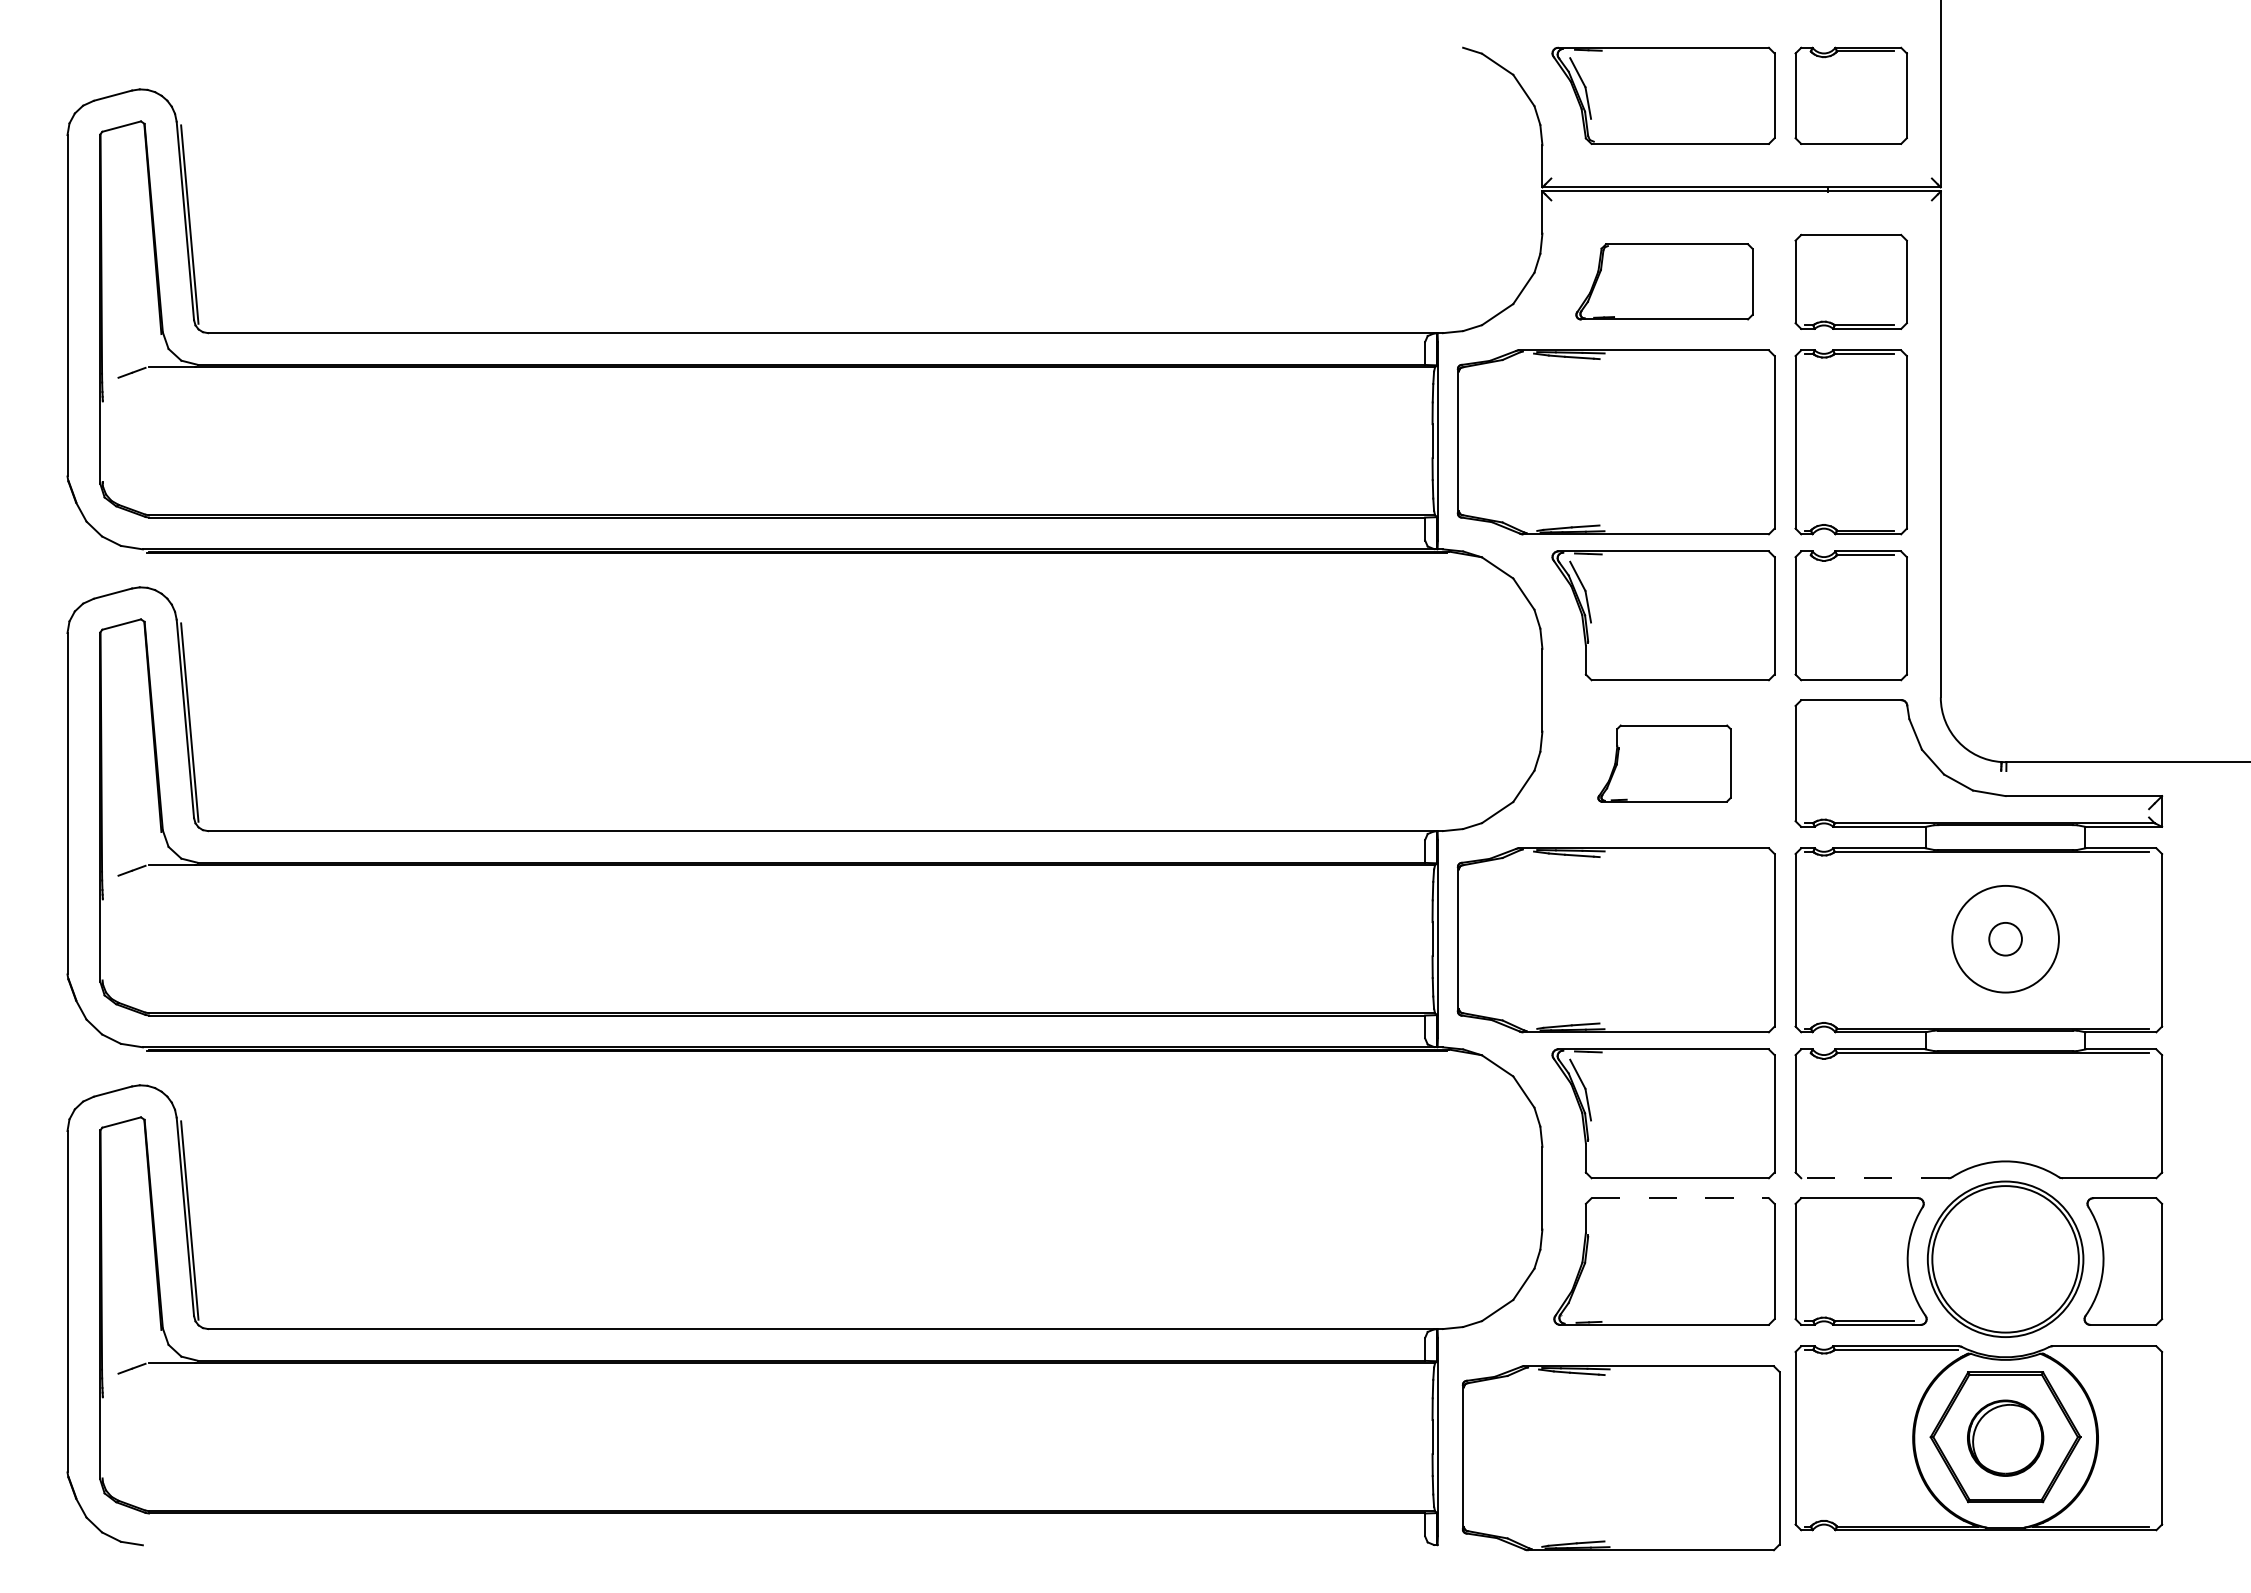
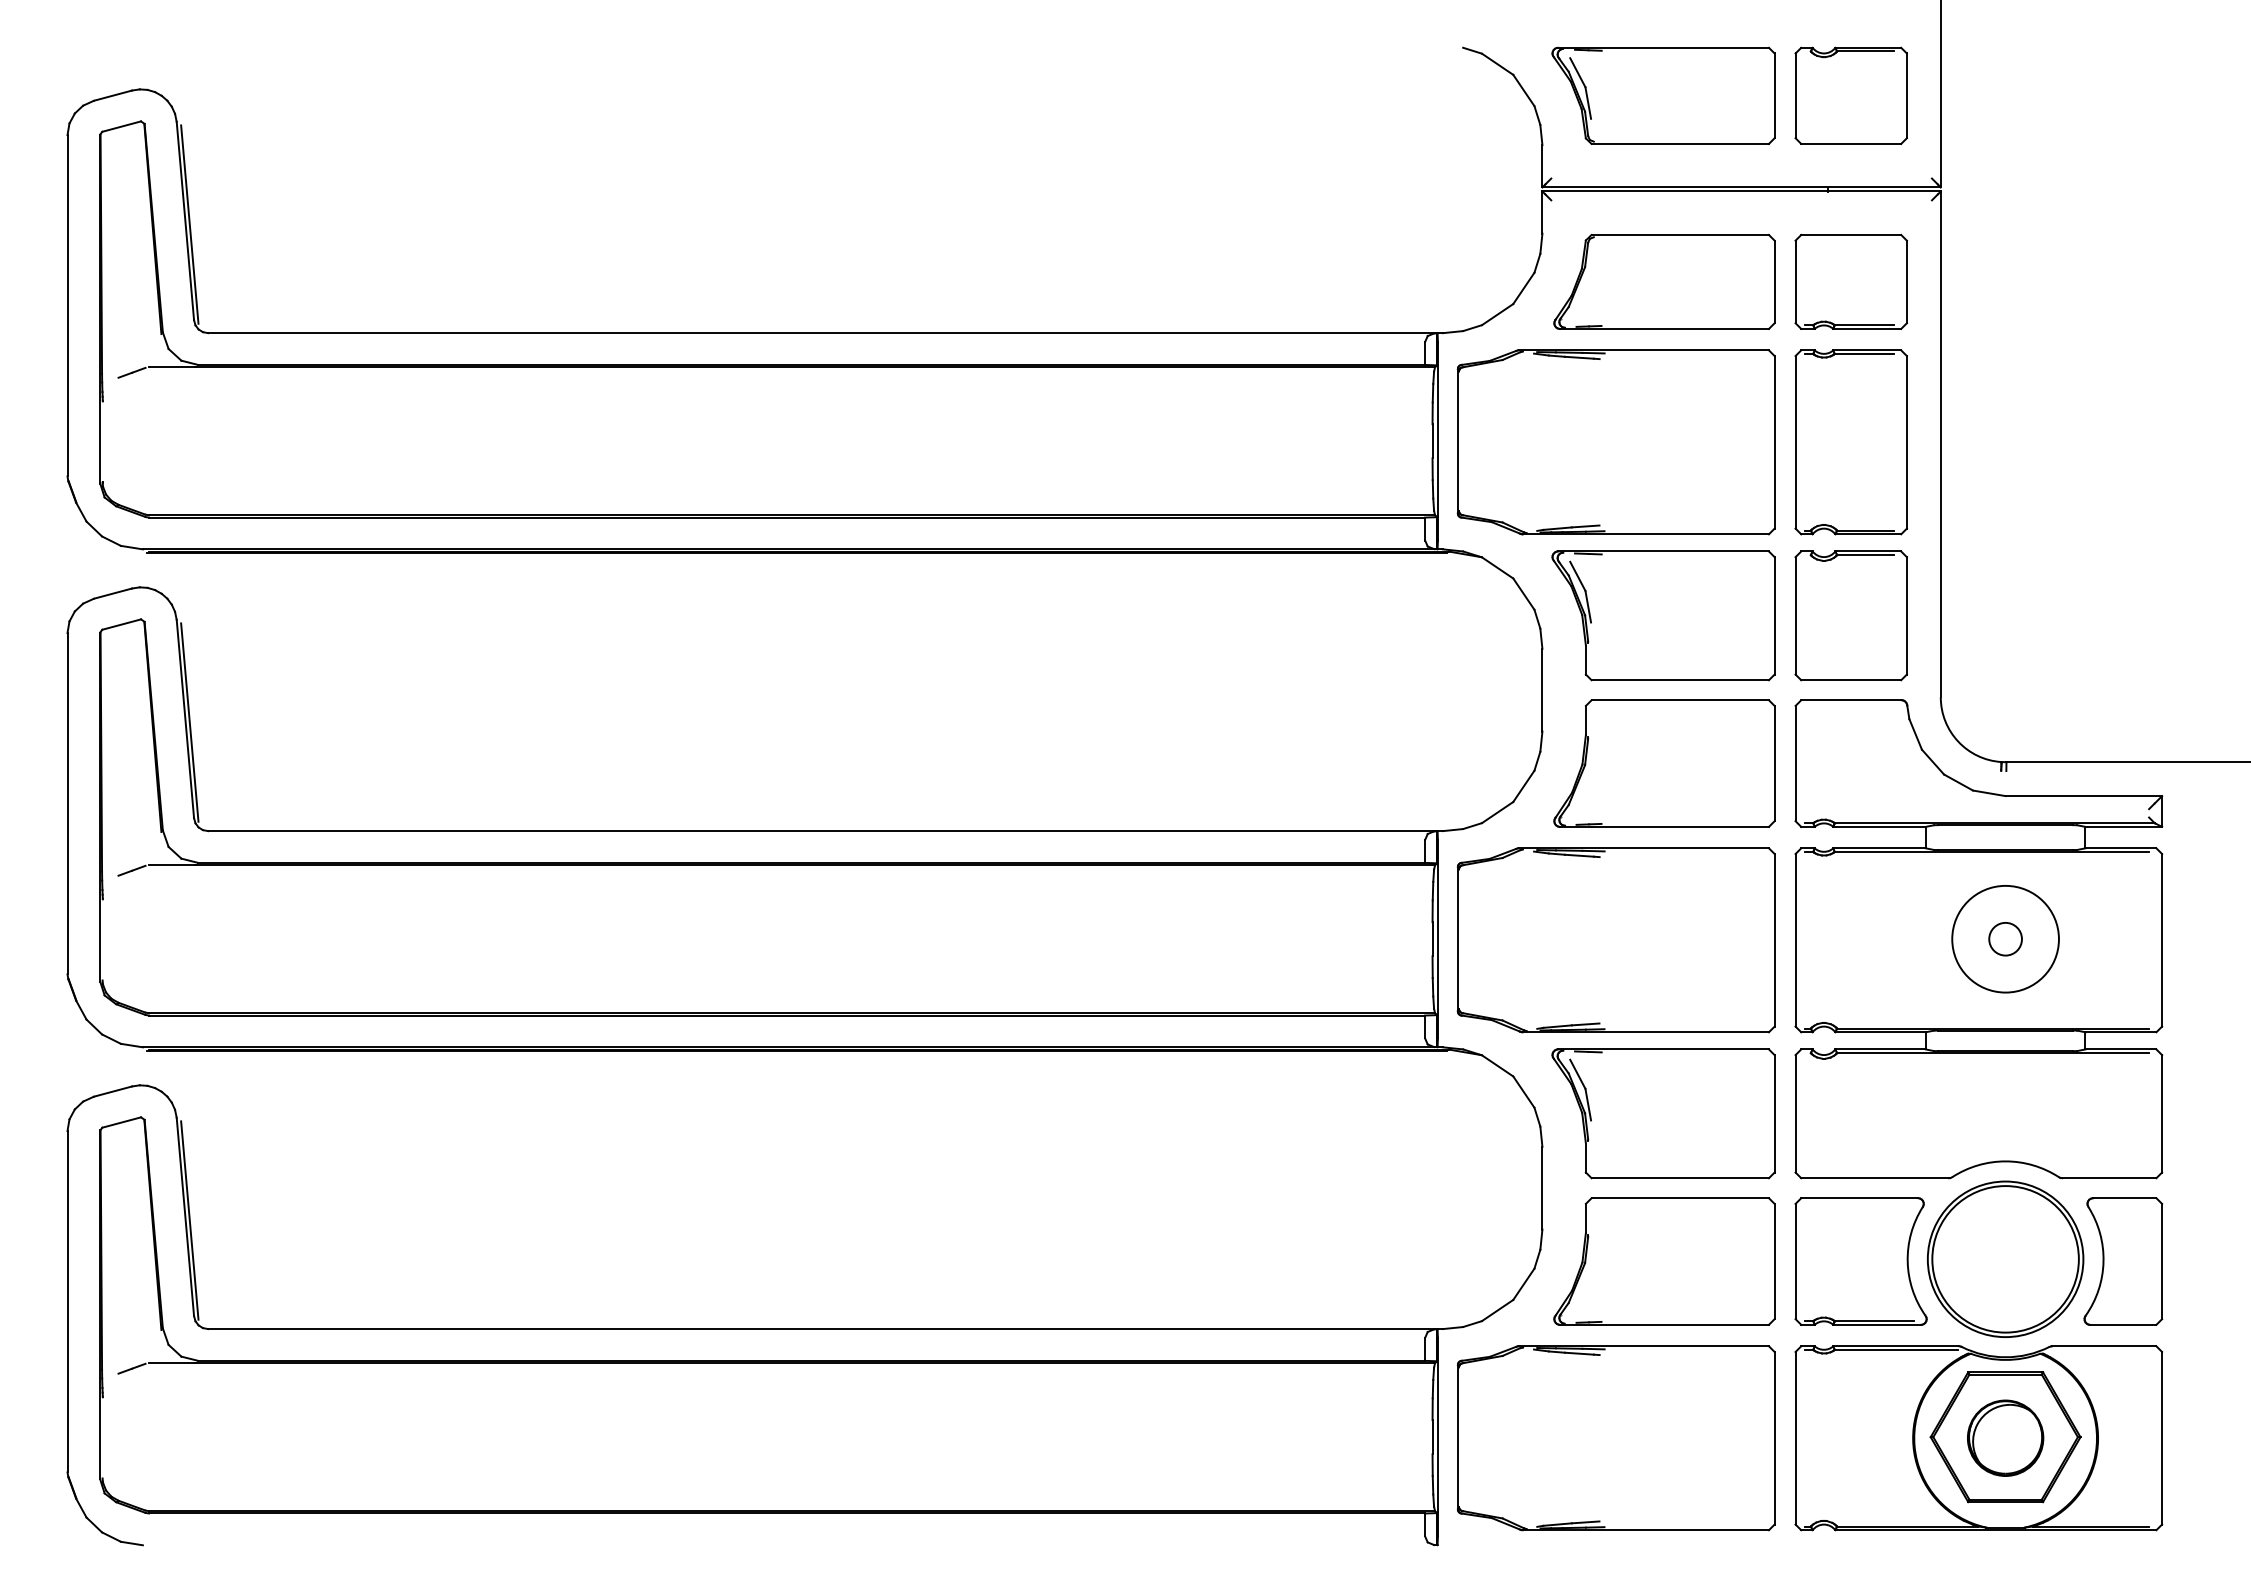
part size: 179x78 px -> 223x97 px (1664, 281)
part size: 135x79 px -> 223x129 px (1664, 763)
line: dashed -> solid (1875, 1178)
line: dashed -> solid (1680, 1198)
part position: (1620, 1458) -> (1615, 1438) (1615, 1438)
